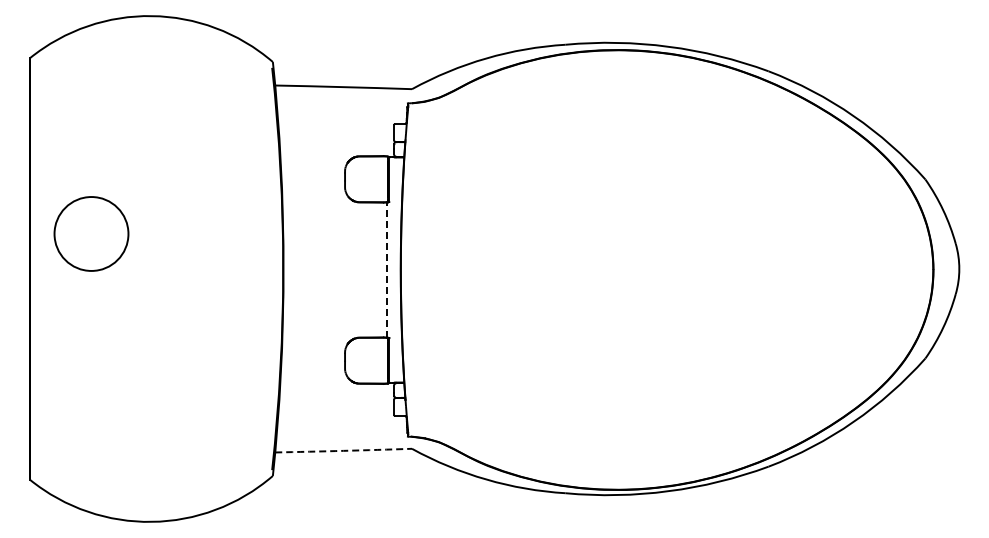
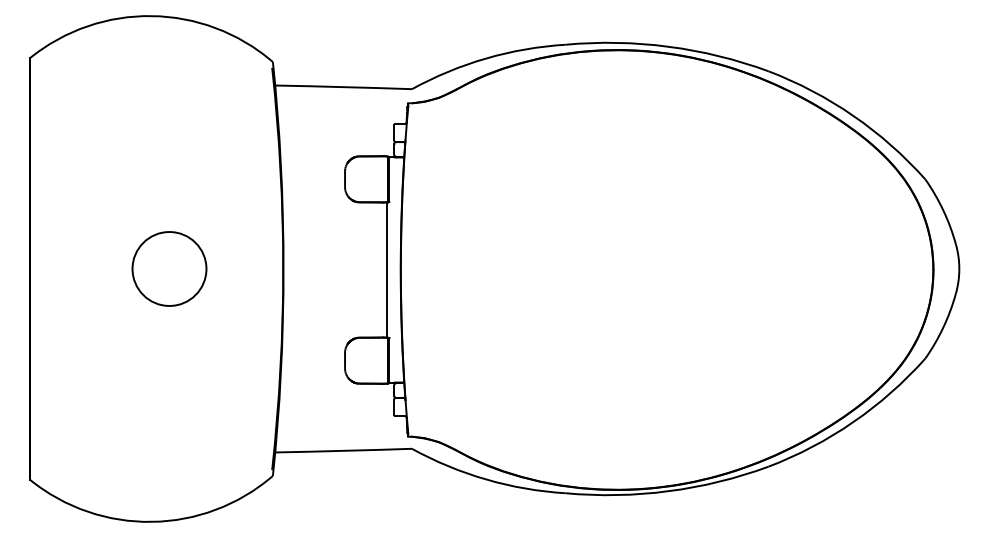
circle position: (91, 233) -> (169, 268) (169, 268)
line: dashed -> solid (387, 270)
arc: dashed -> solid (343, 450)
